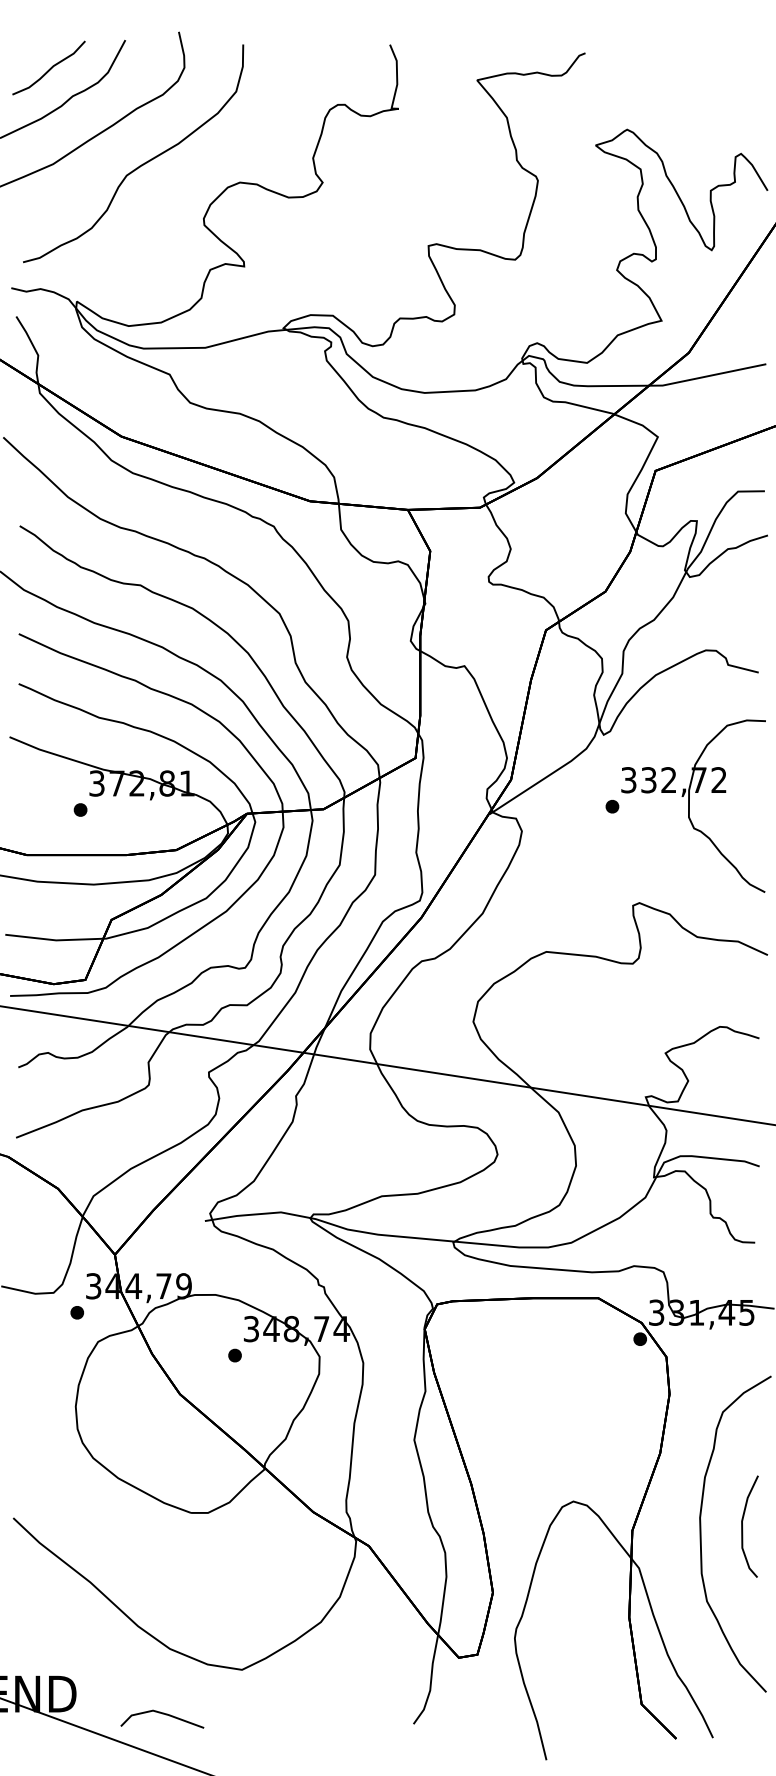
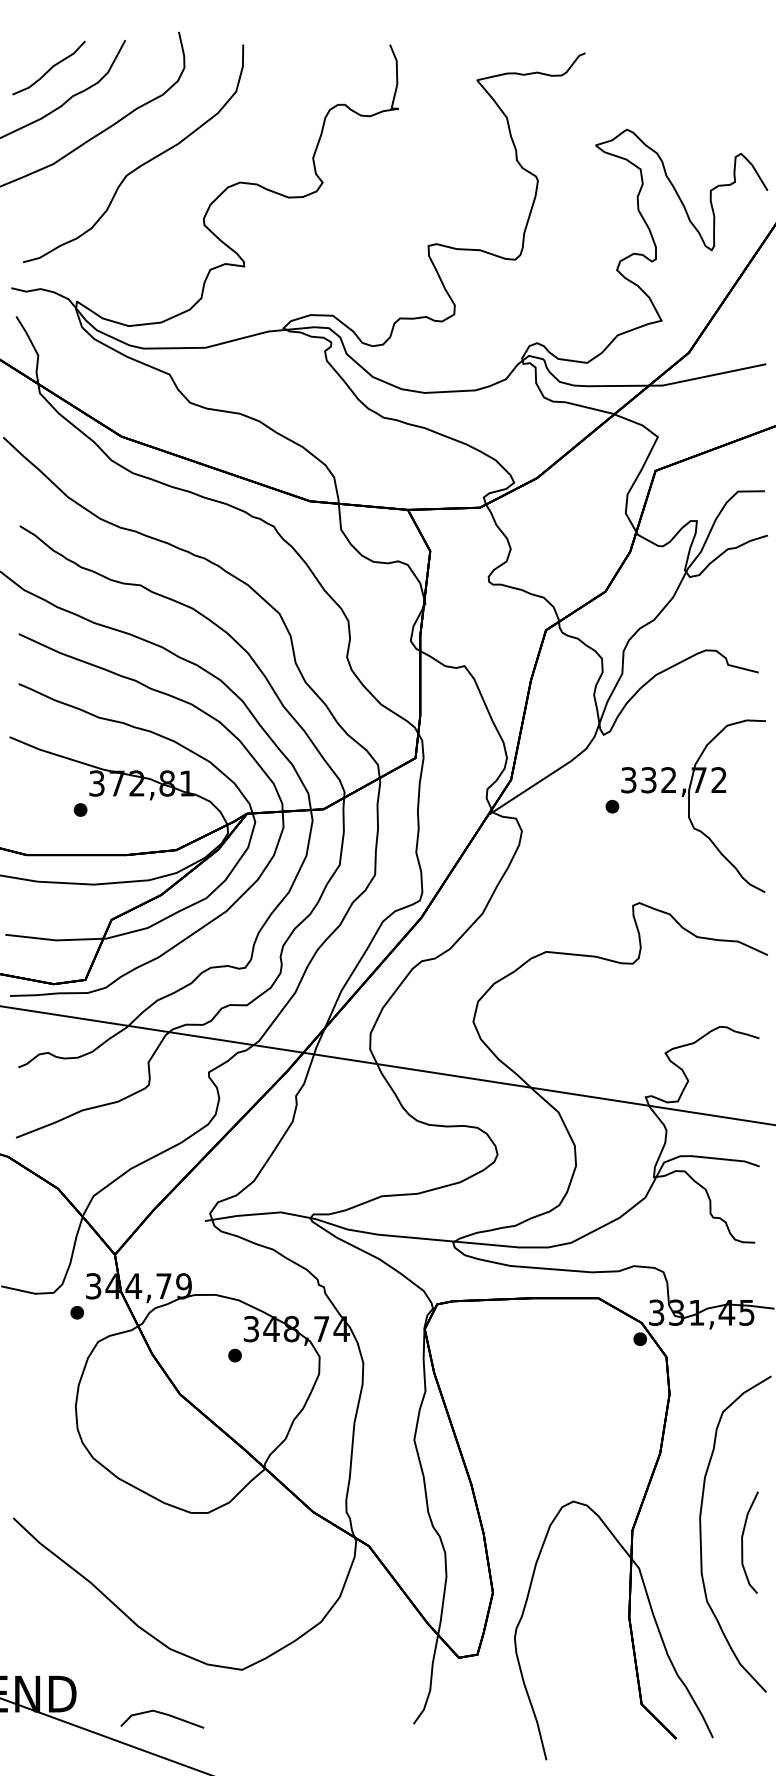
curve position: (743, 1528) -> (743, 1544) (743, 1544)
